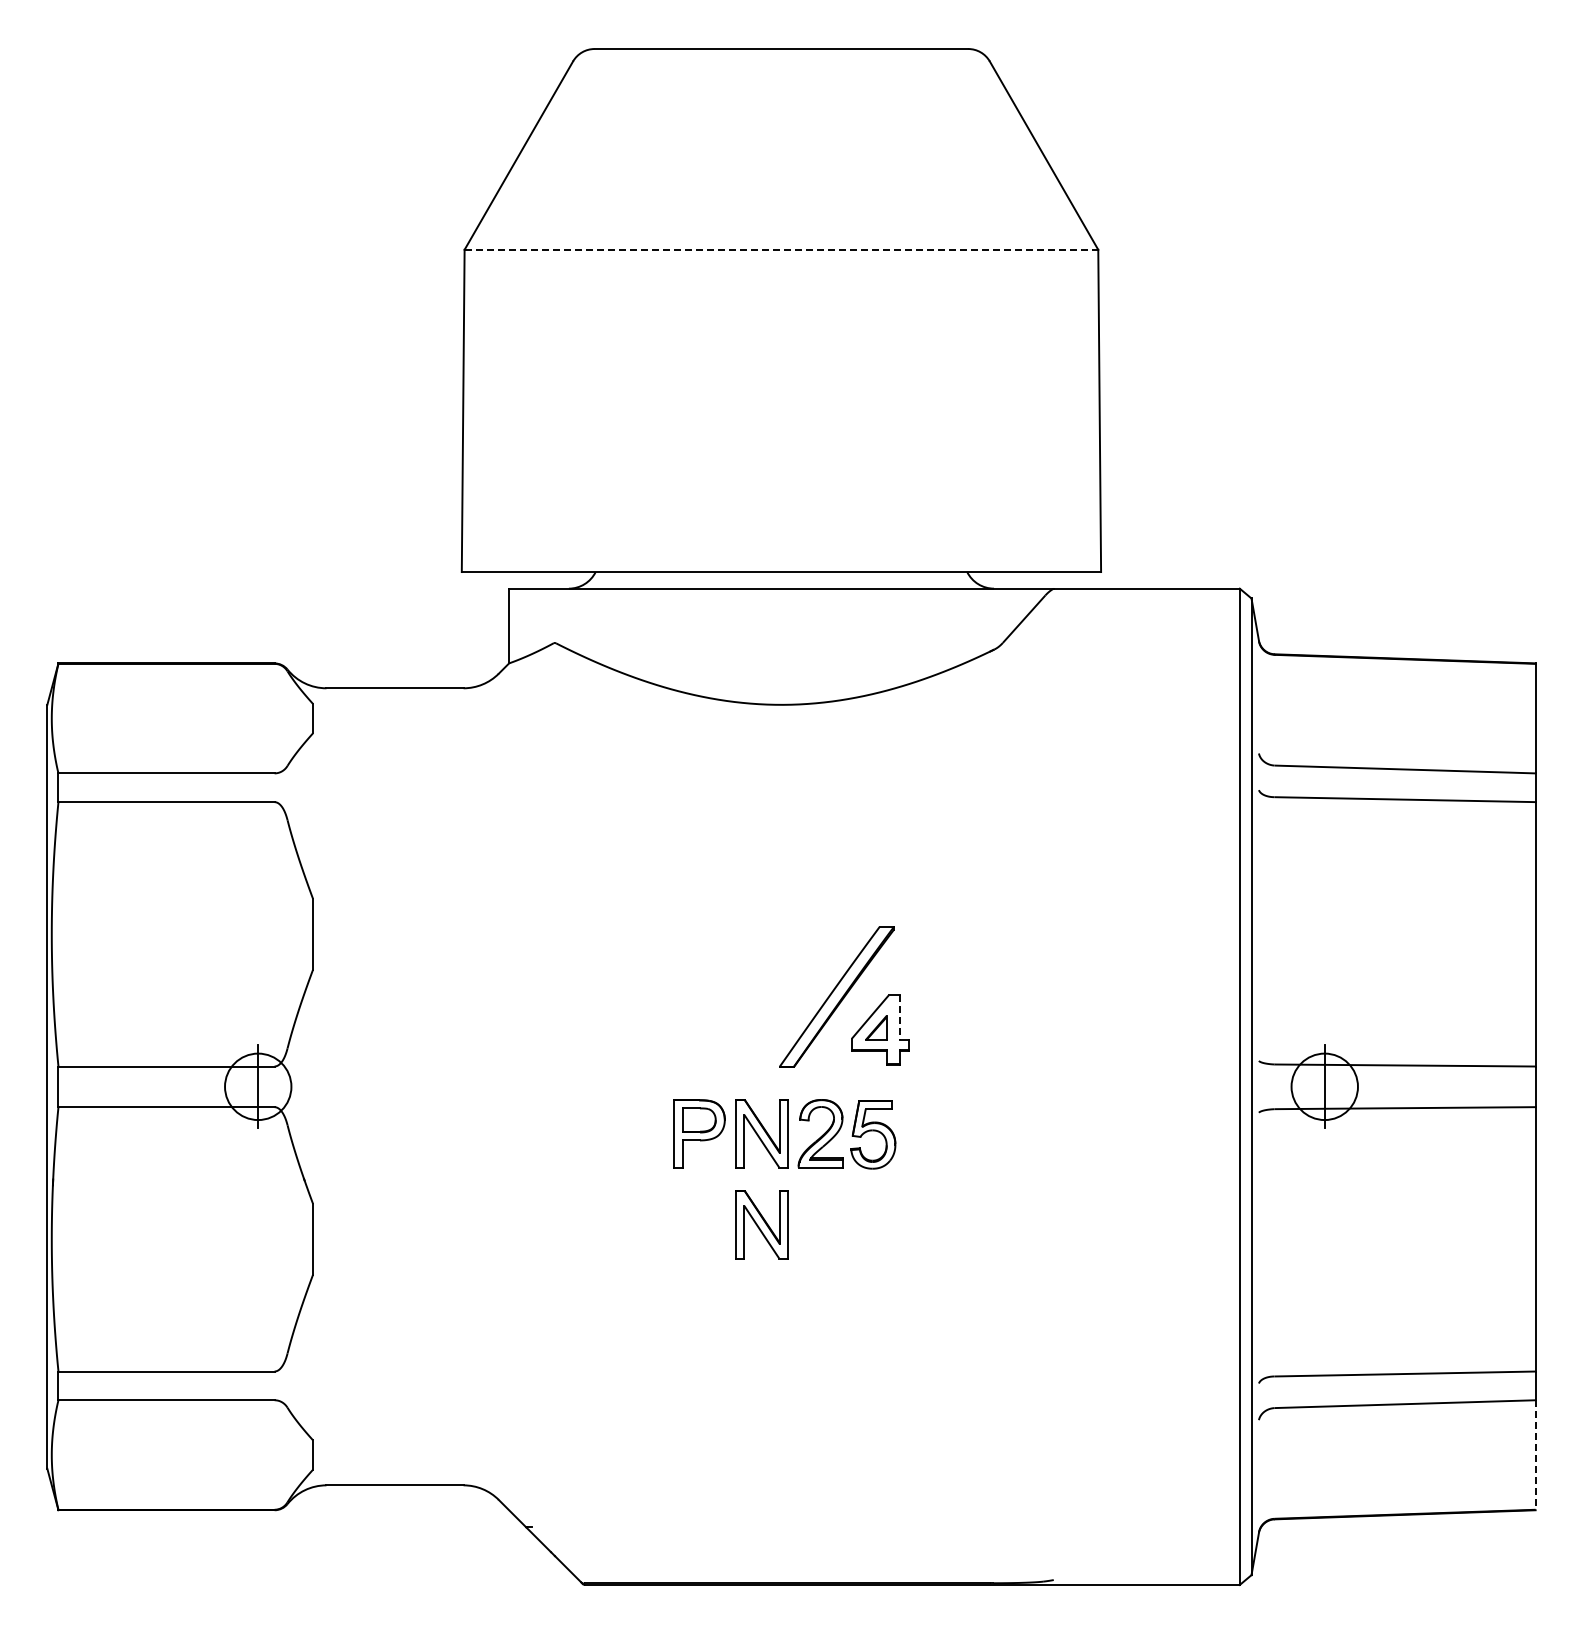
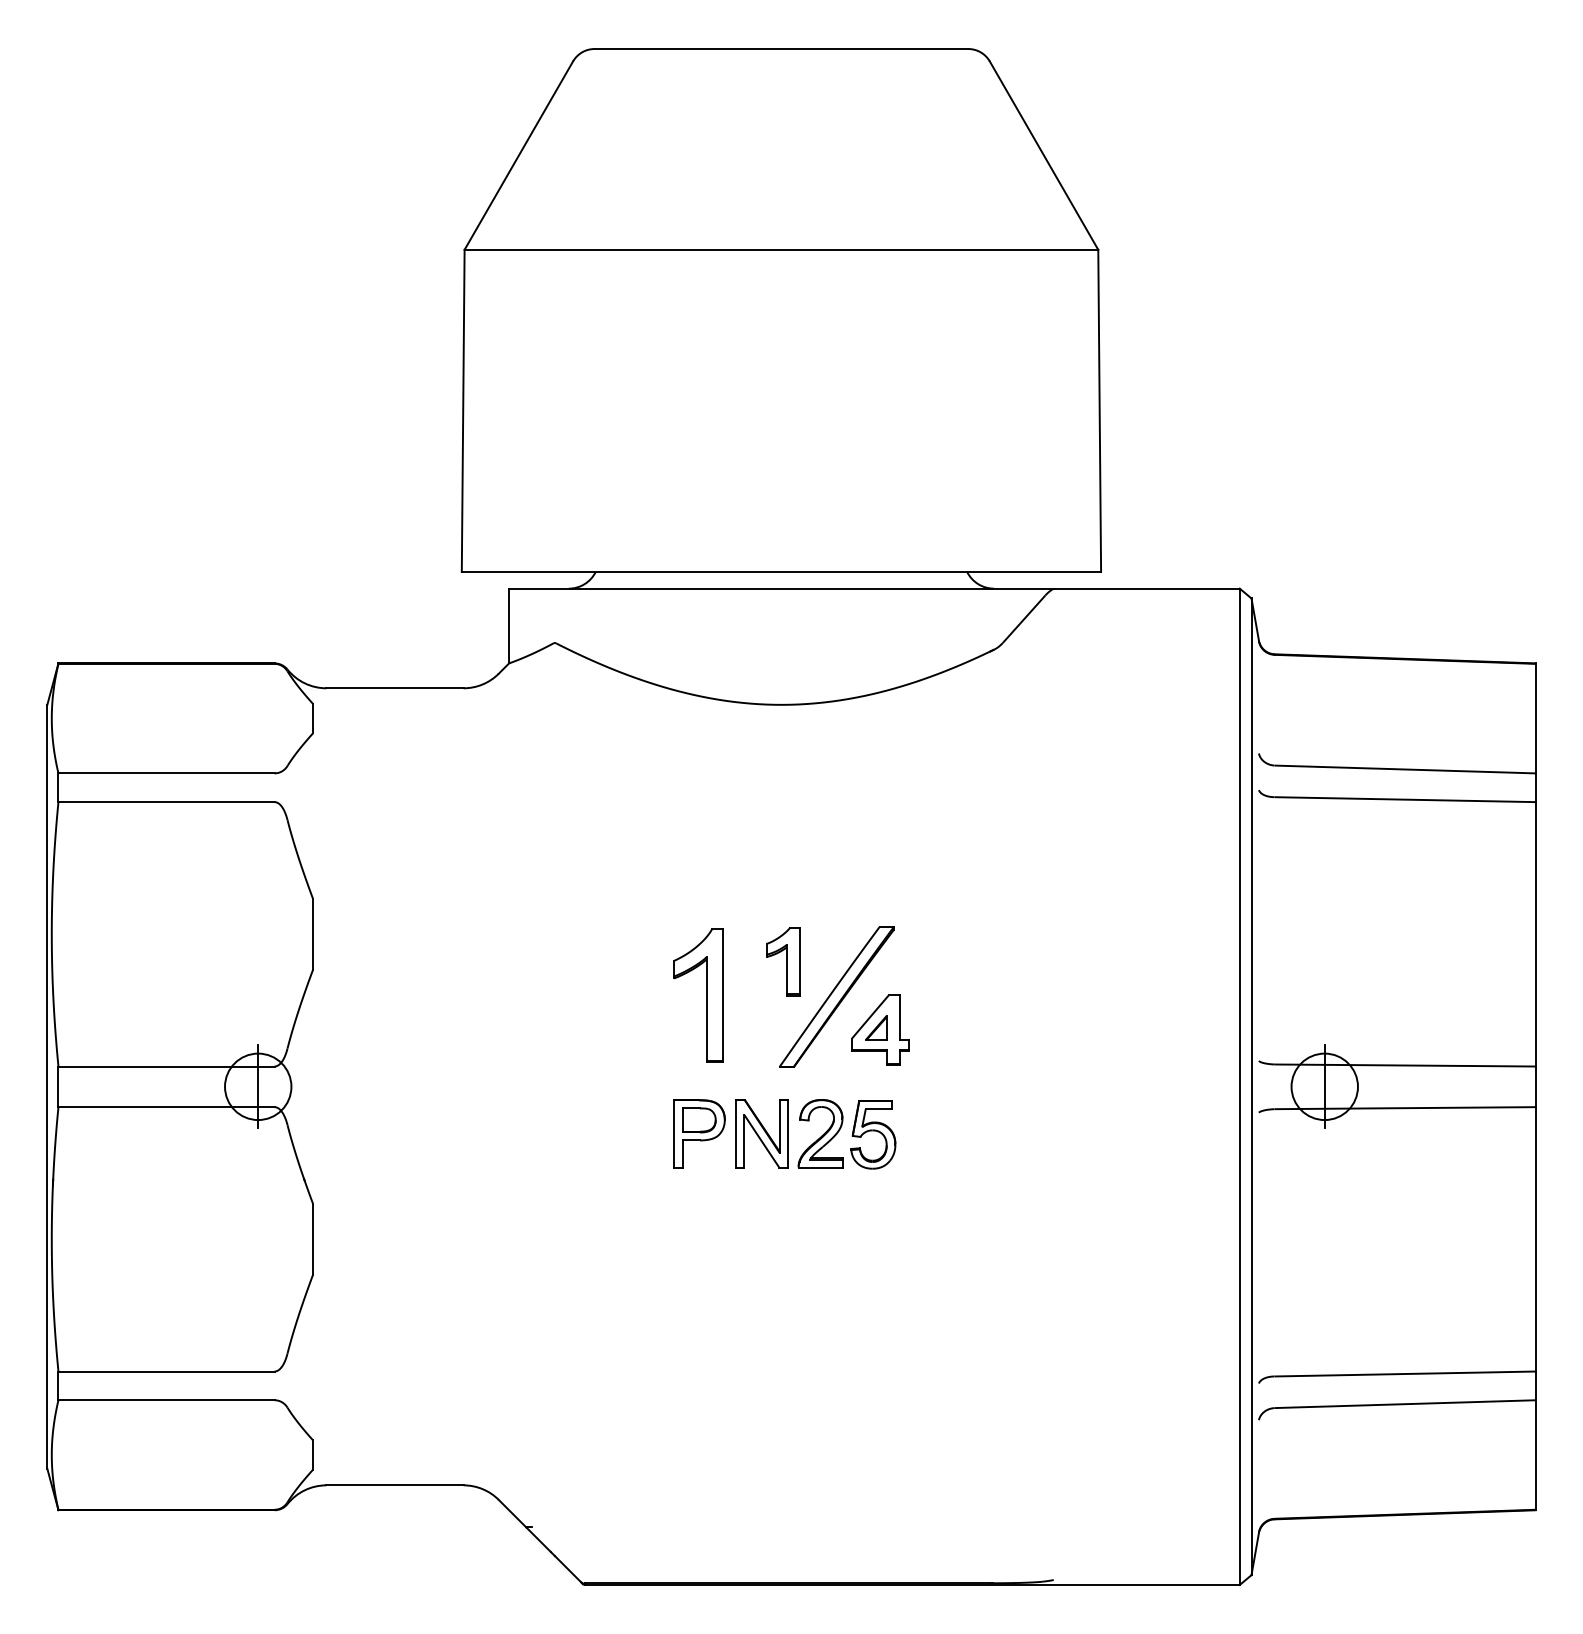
line: dashed -> solid (781, 249)
part: none -> present (783, 961)
part: none -> present (706, 995)
line: dashed -> solid (899, 1018)
part: present -> none (761, 1224)
line: dashed -> solid (1535, 1455)
